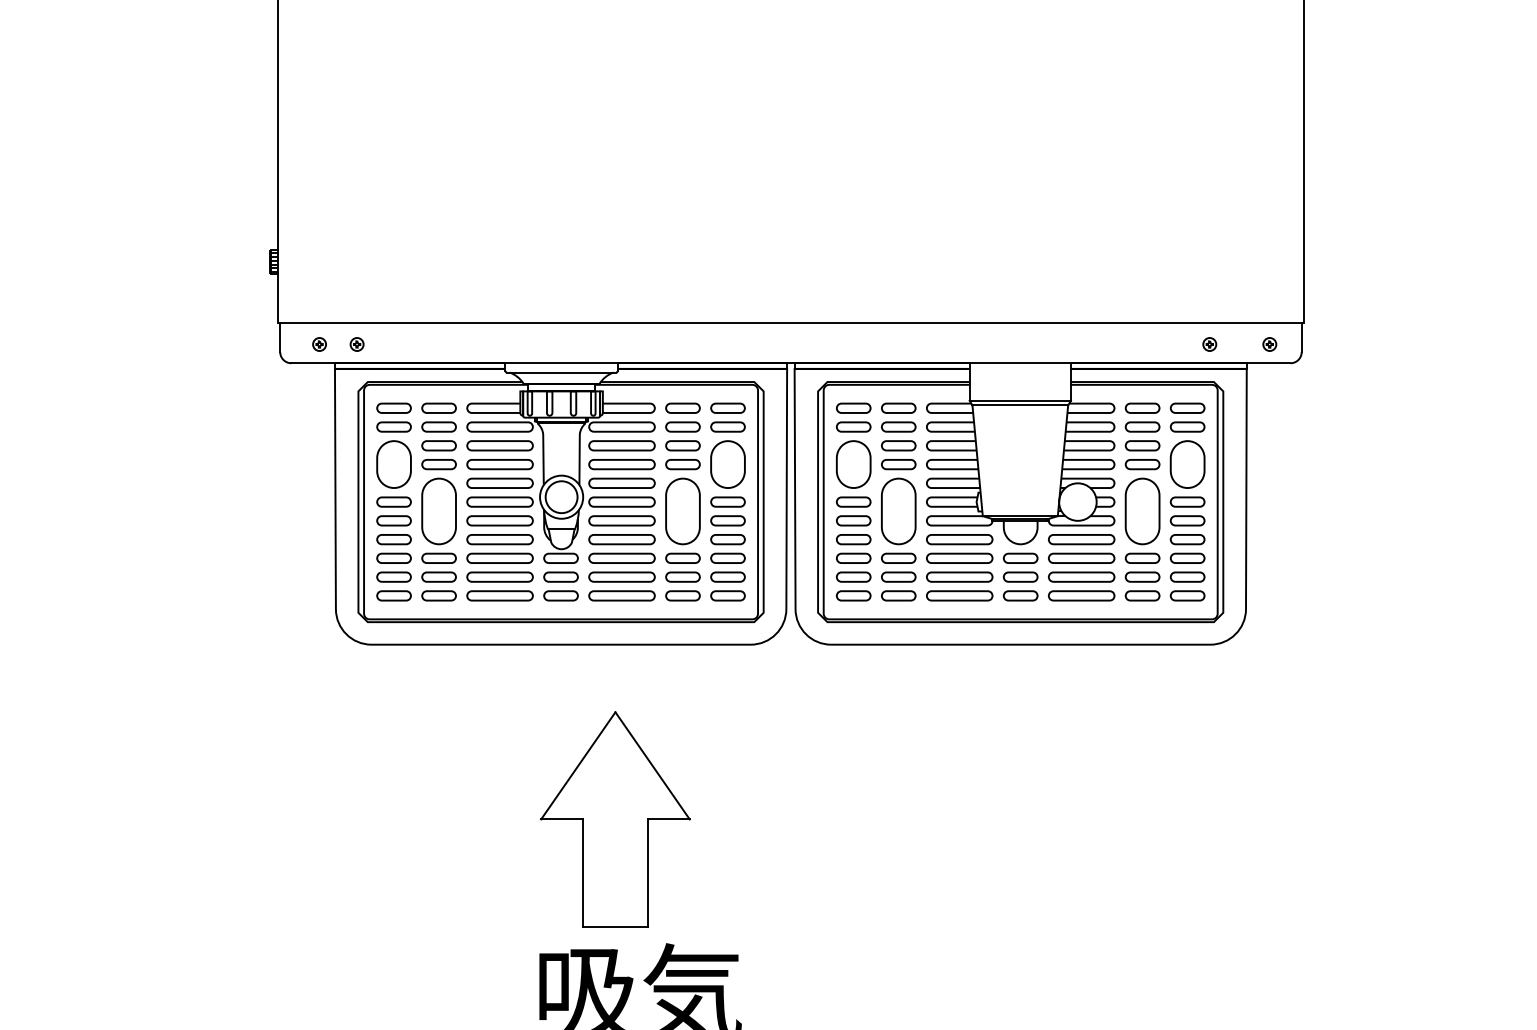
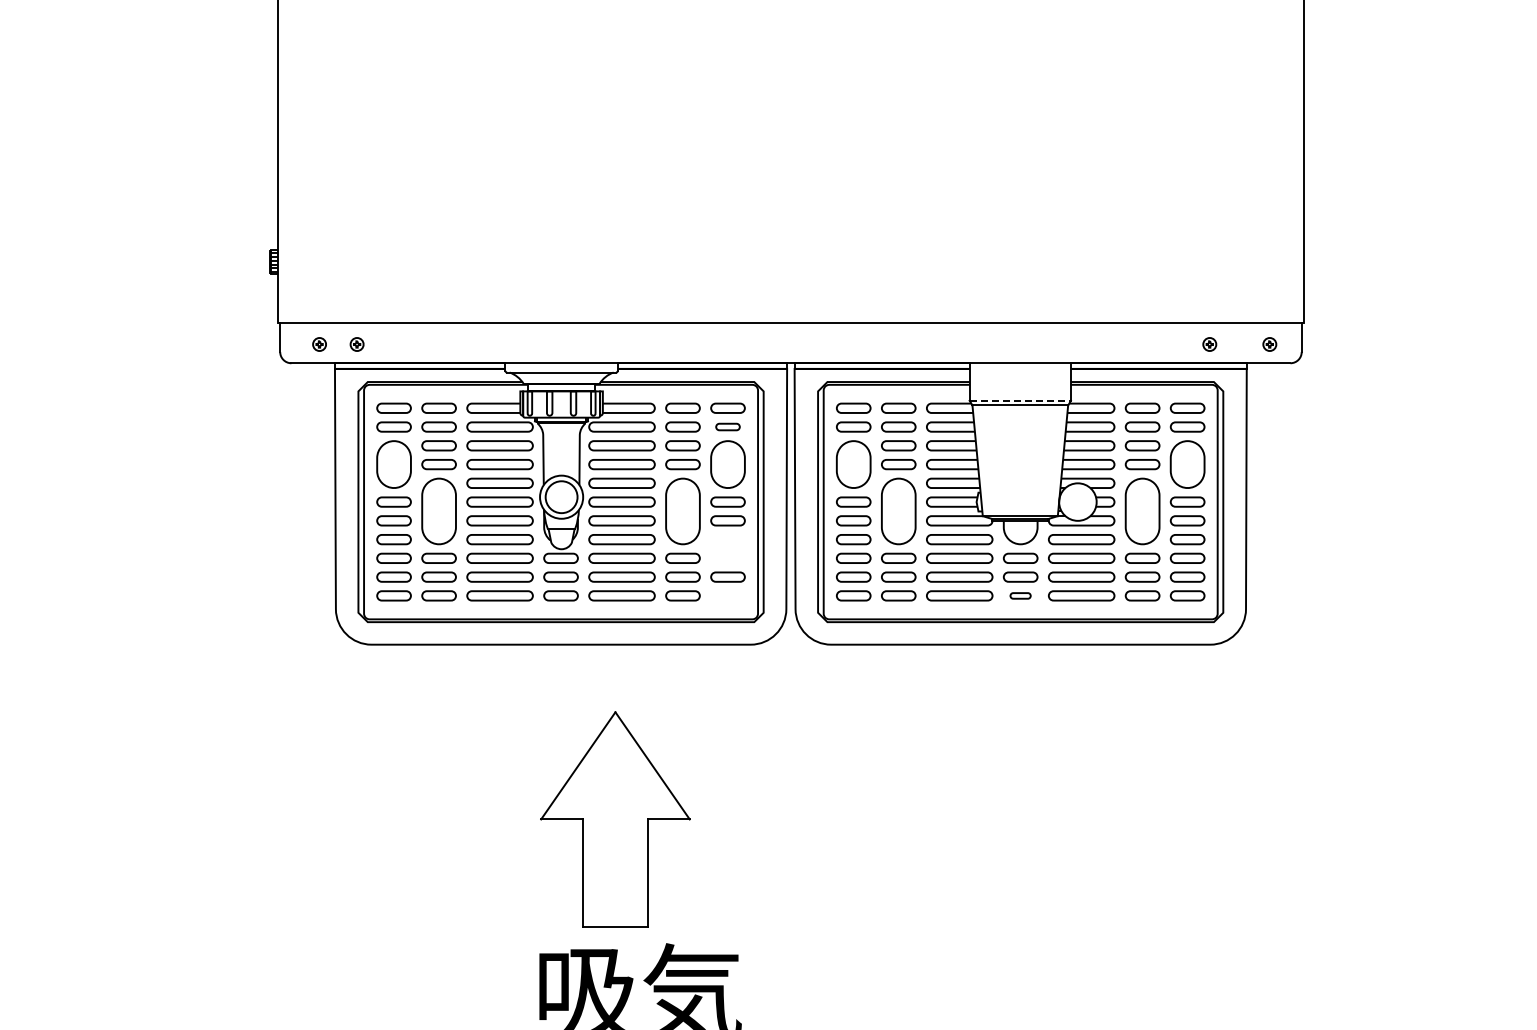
line: solid -> dashed (1020, 400)
part size: 36x12 px -> 26x10 px (727, 426)
part: present -> none (727, 548)
part: present -> none (727, 595)
part size: 37x12 px -> 23x8 px (1020, 595)
